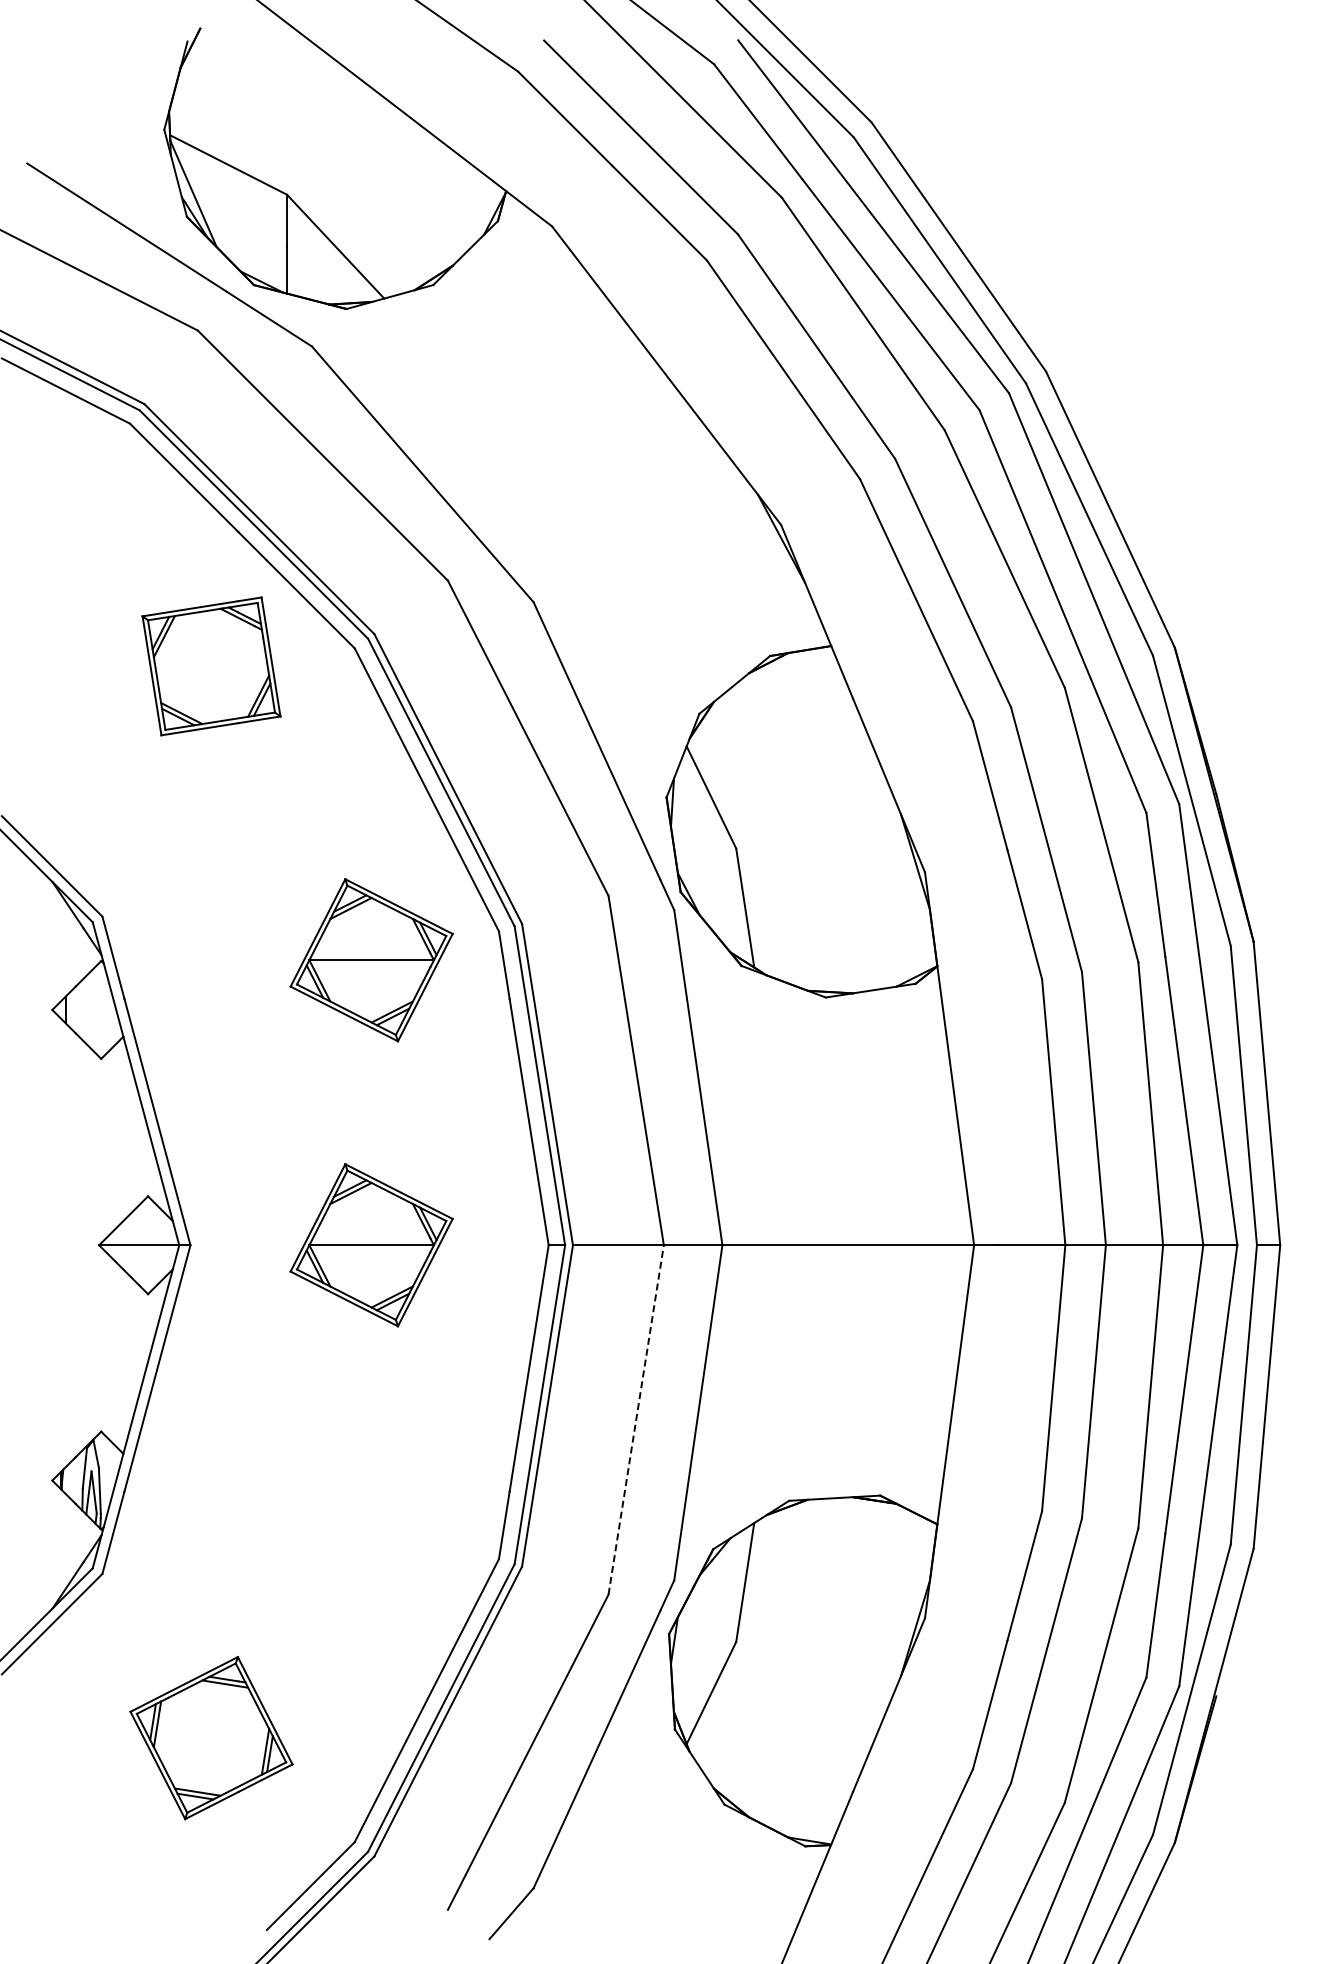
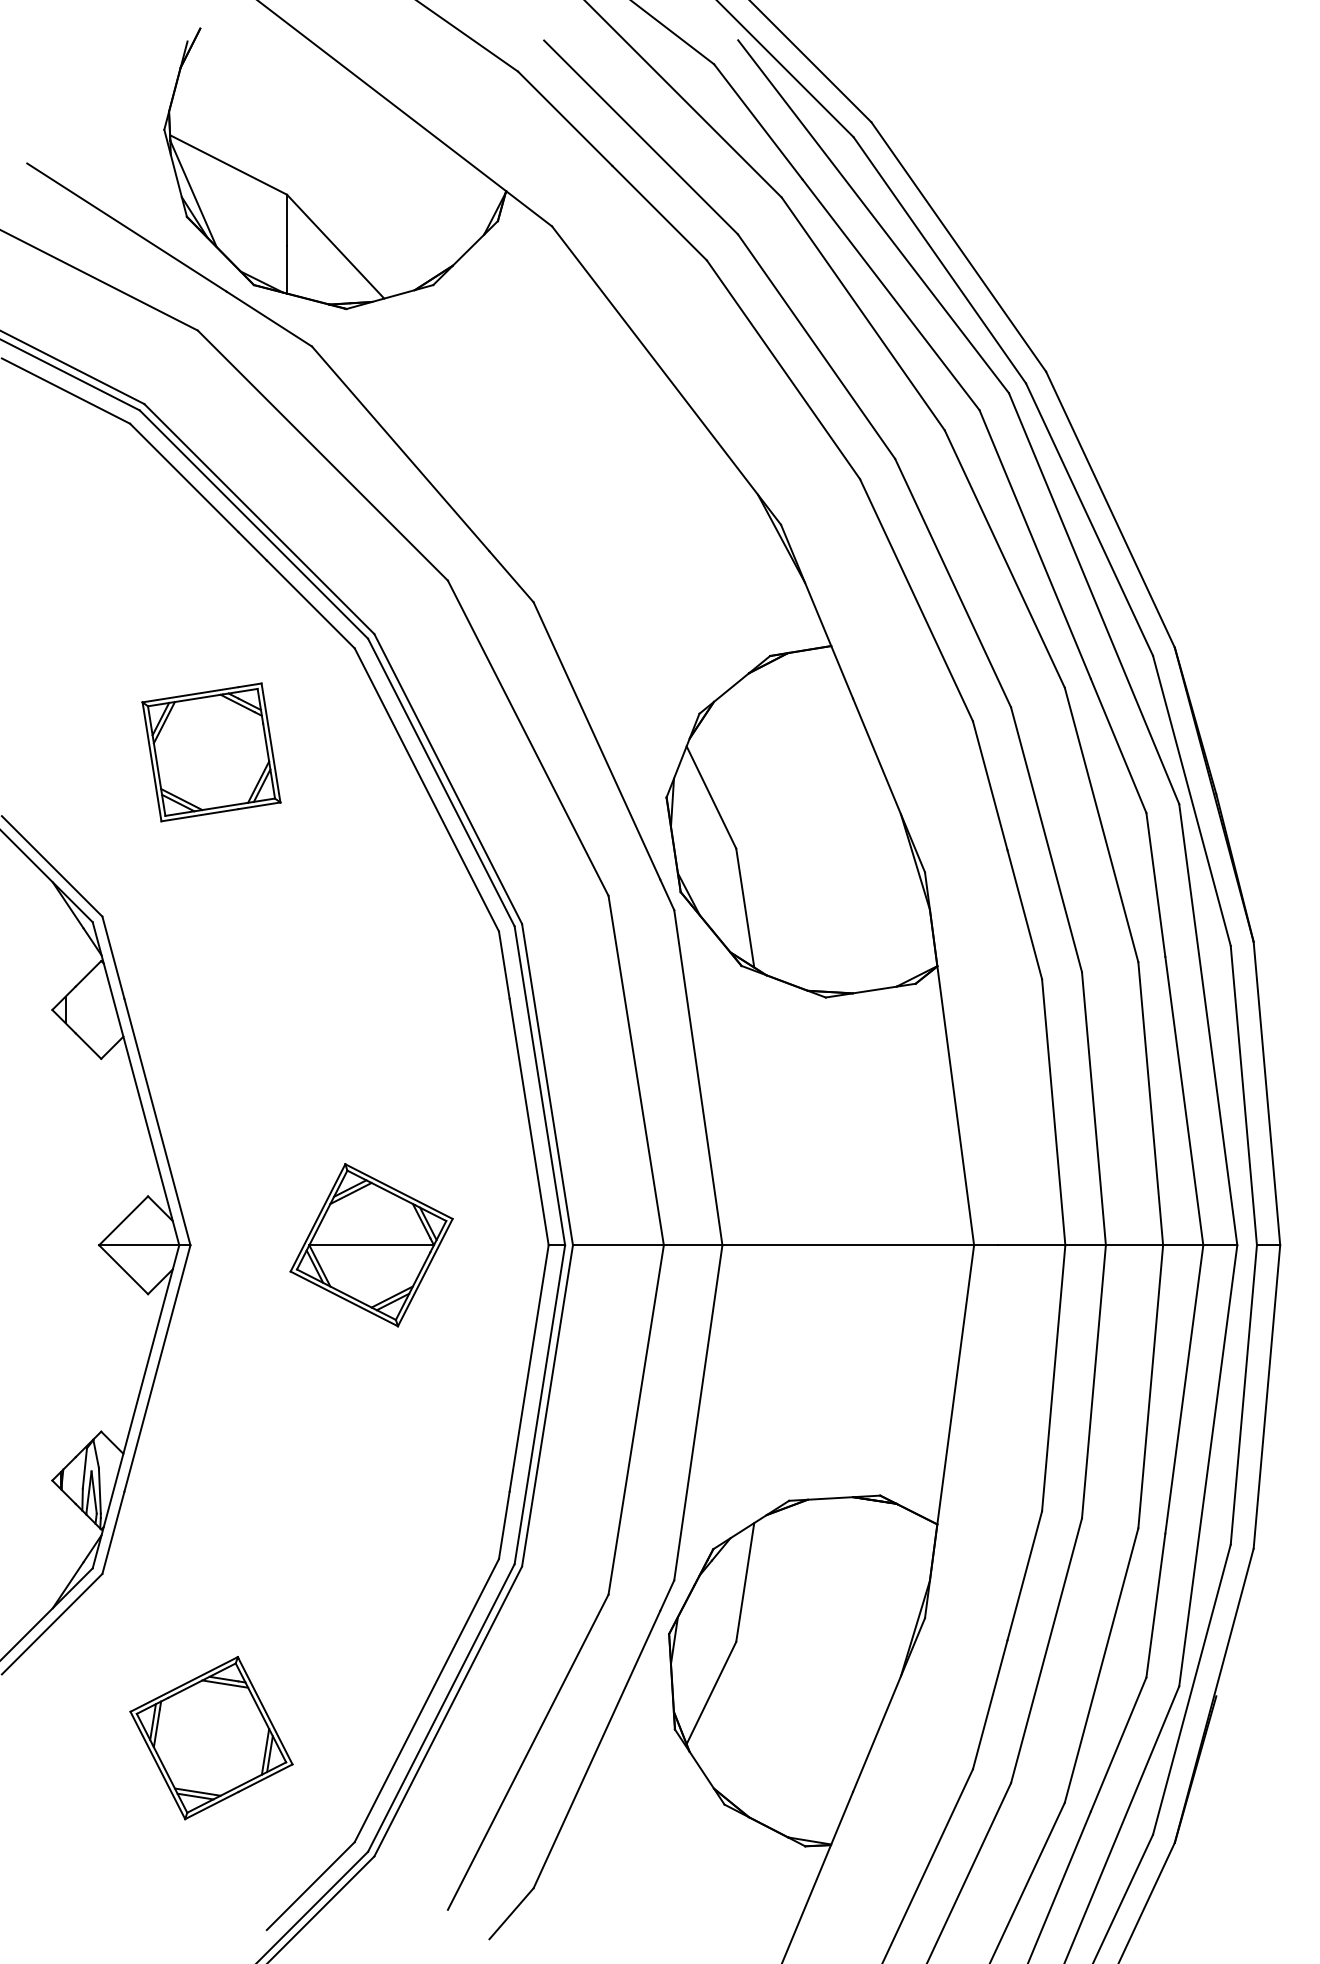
part position: (211, 666) -> (211, 752) (211, 752)
part: present -> none (371, 960)
line: dashed -> solid (636, 1419)
